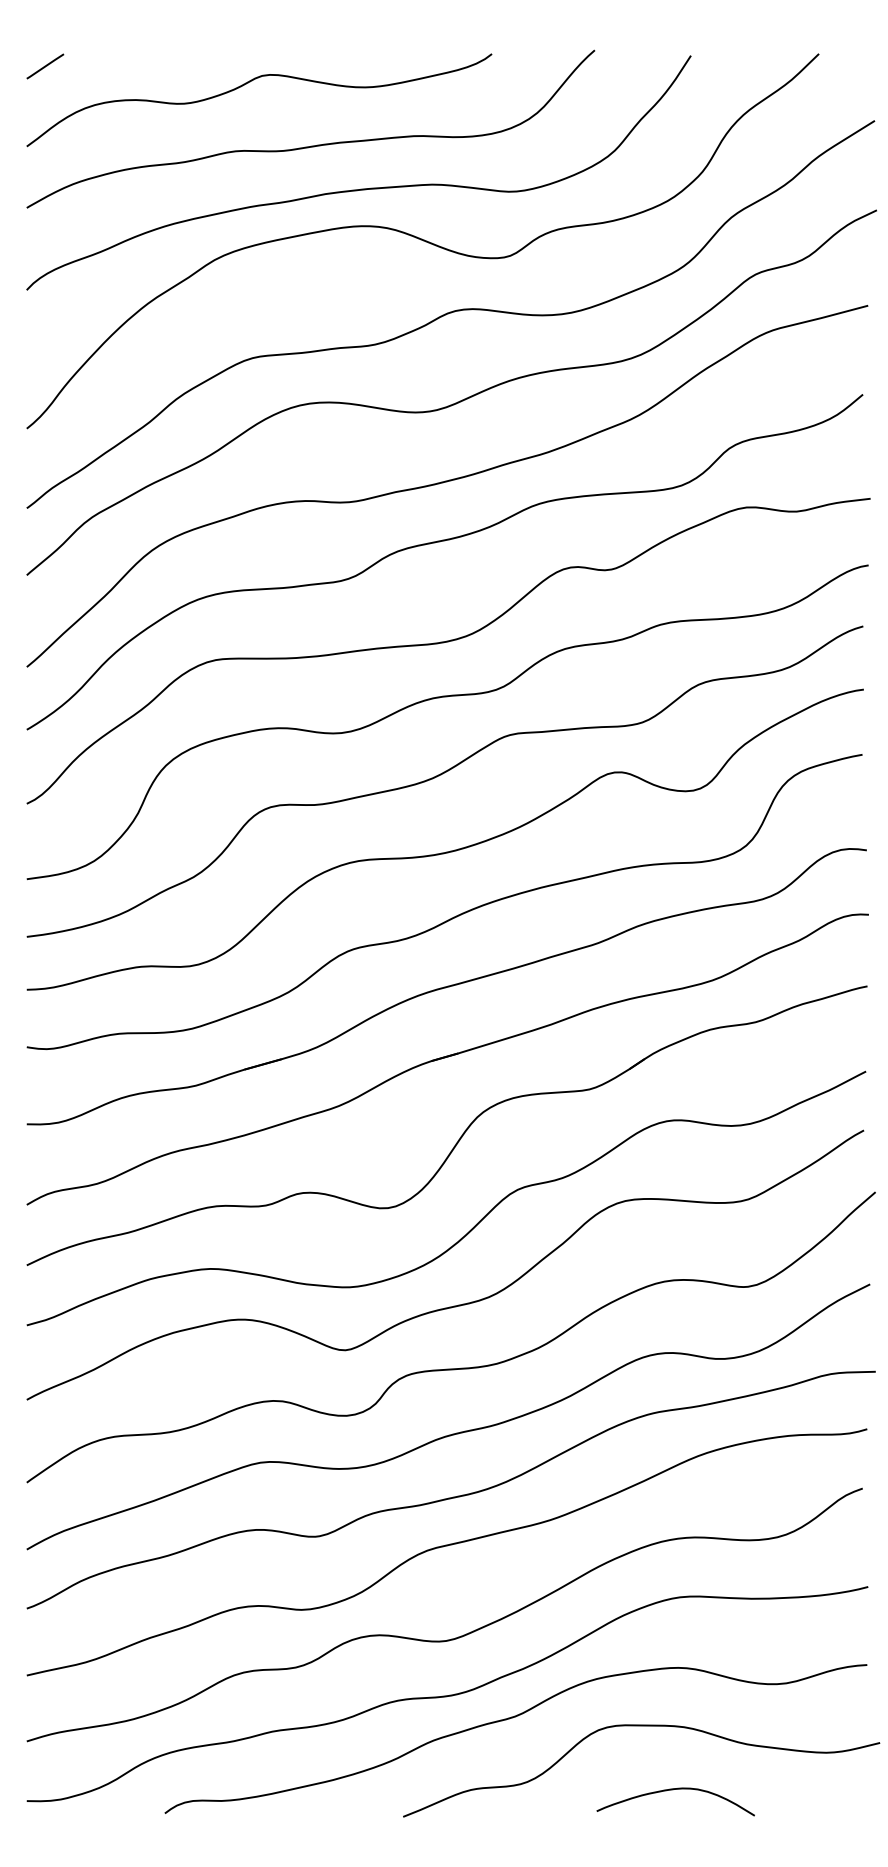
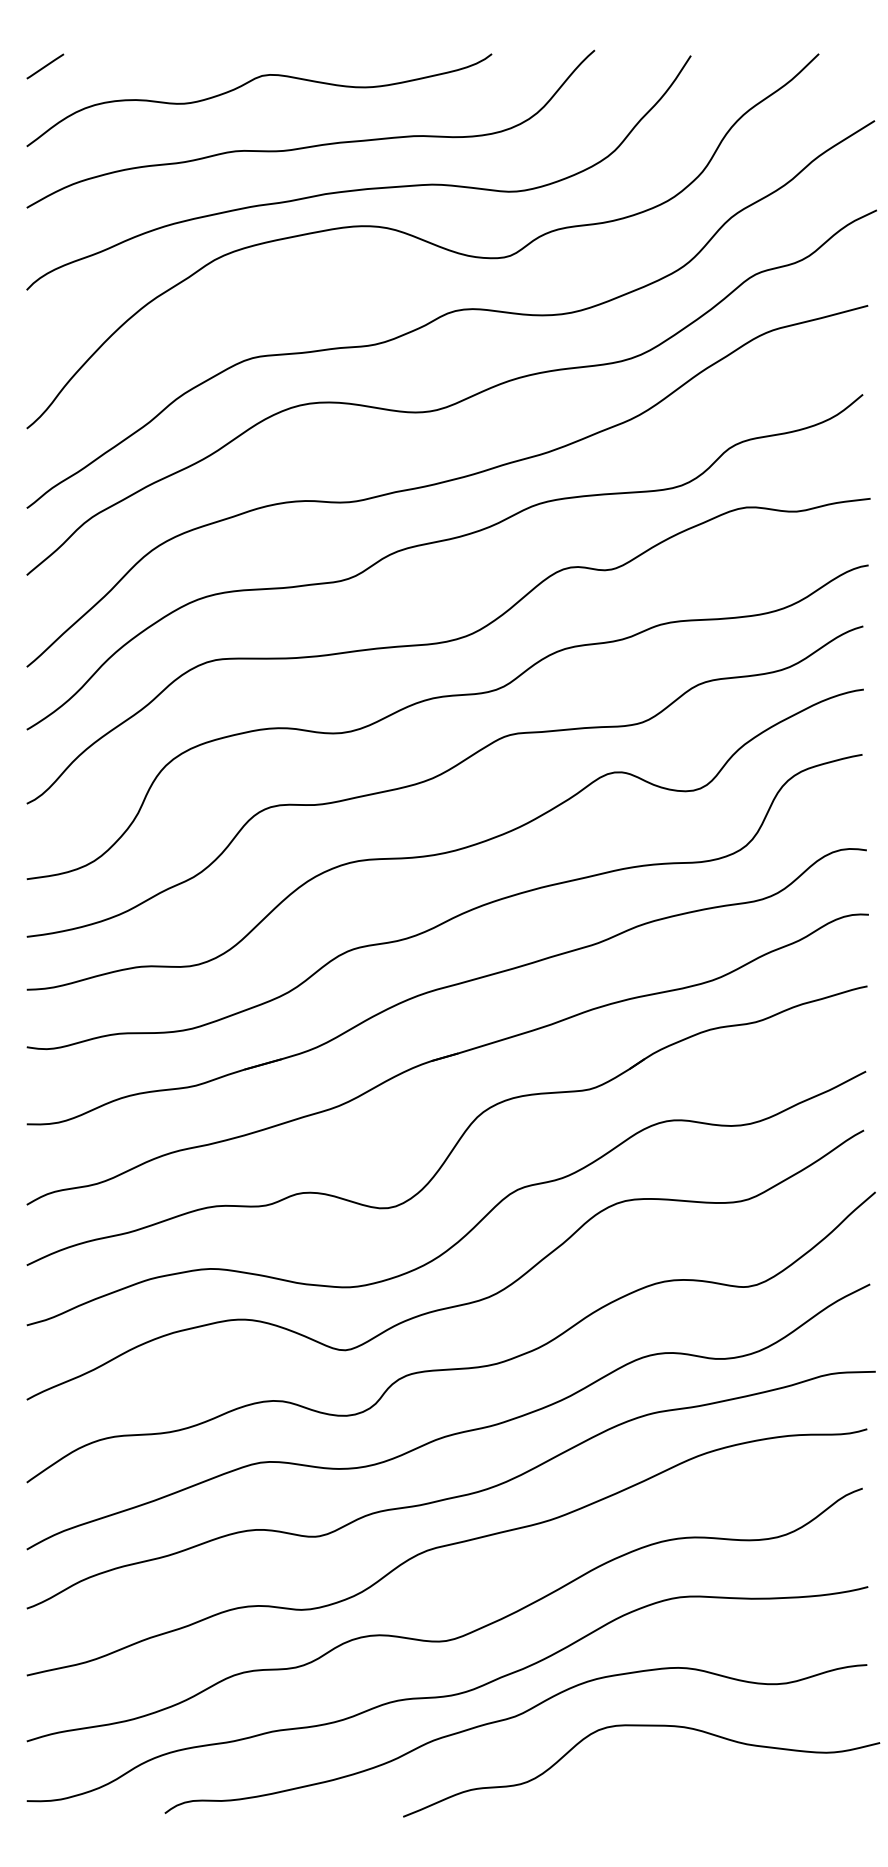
curve: present -> none (673, 1790)
